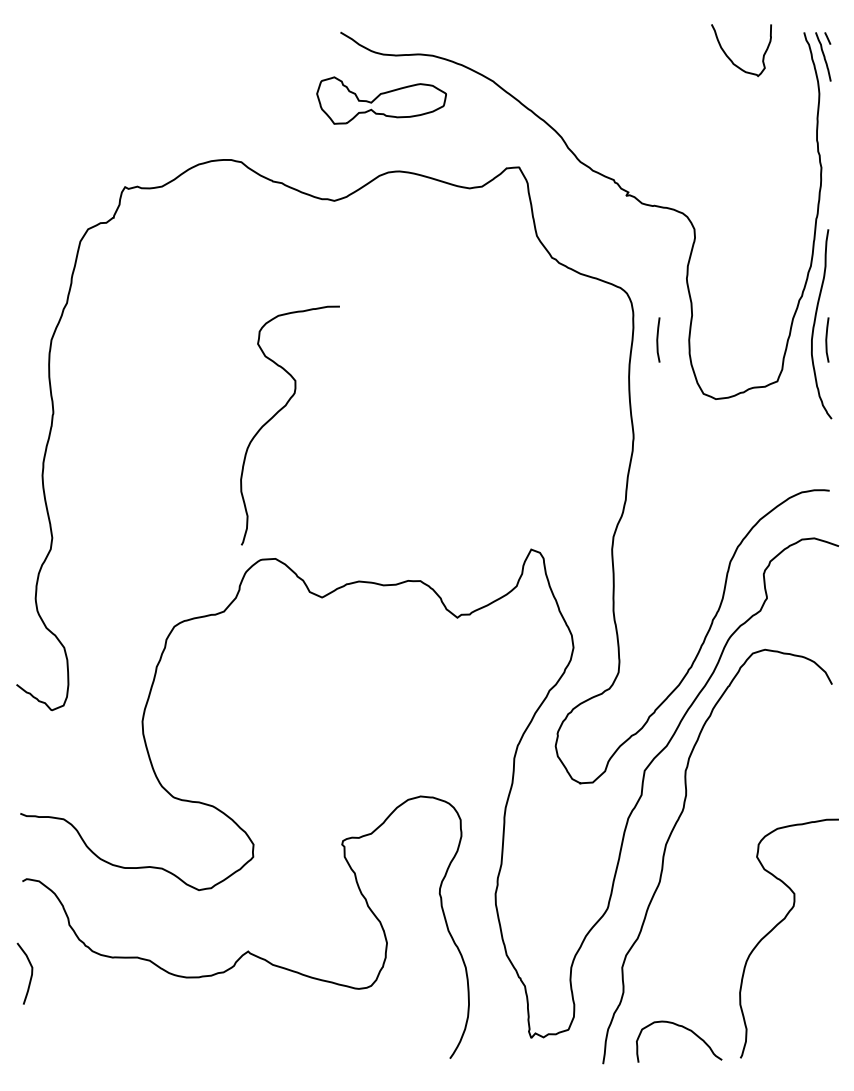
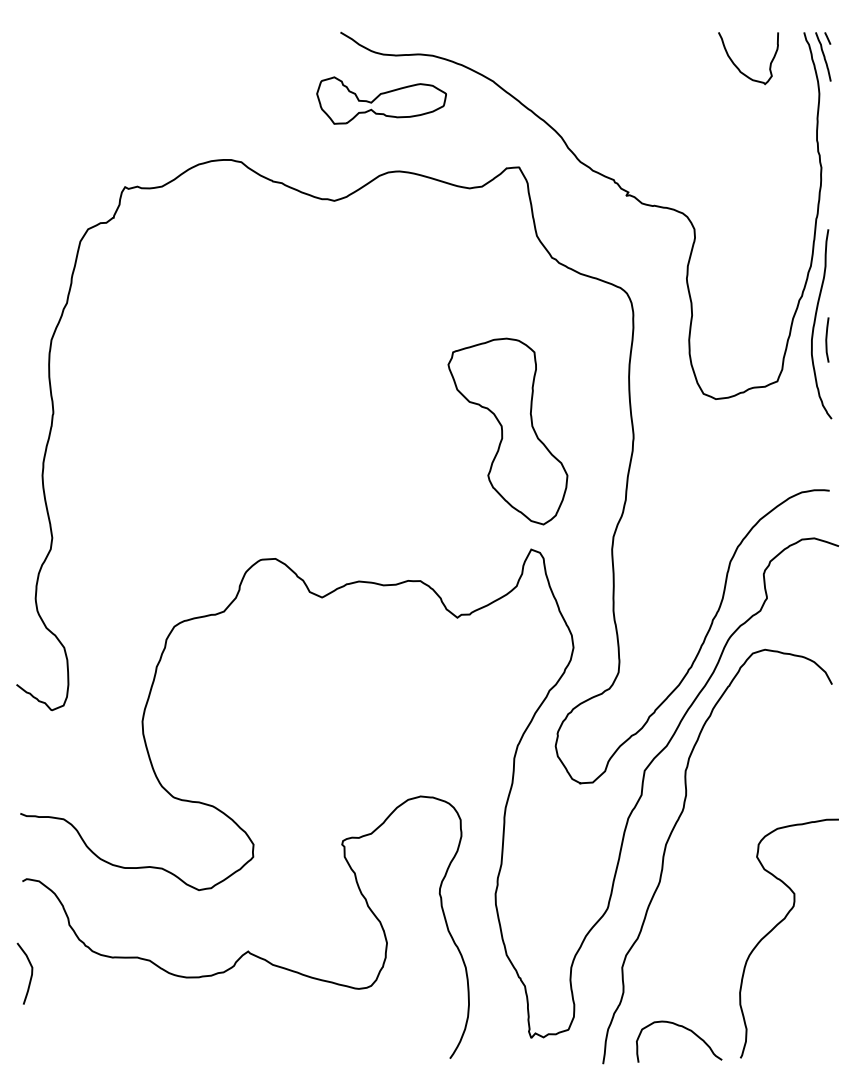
curve position: (731, 59) -> (738, 67) (738, 67)
line: present -> none (658, 339)
curve: present -> none (280, 411)
part: none -> present (507, 431)
